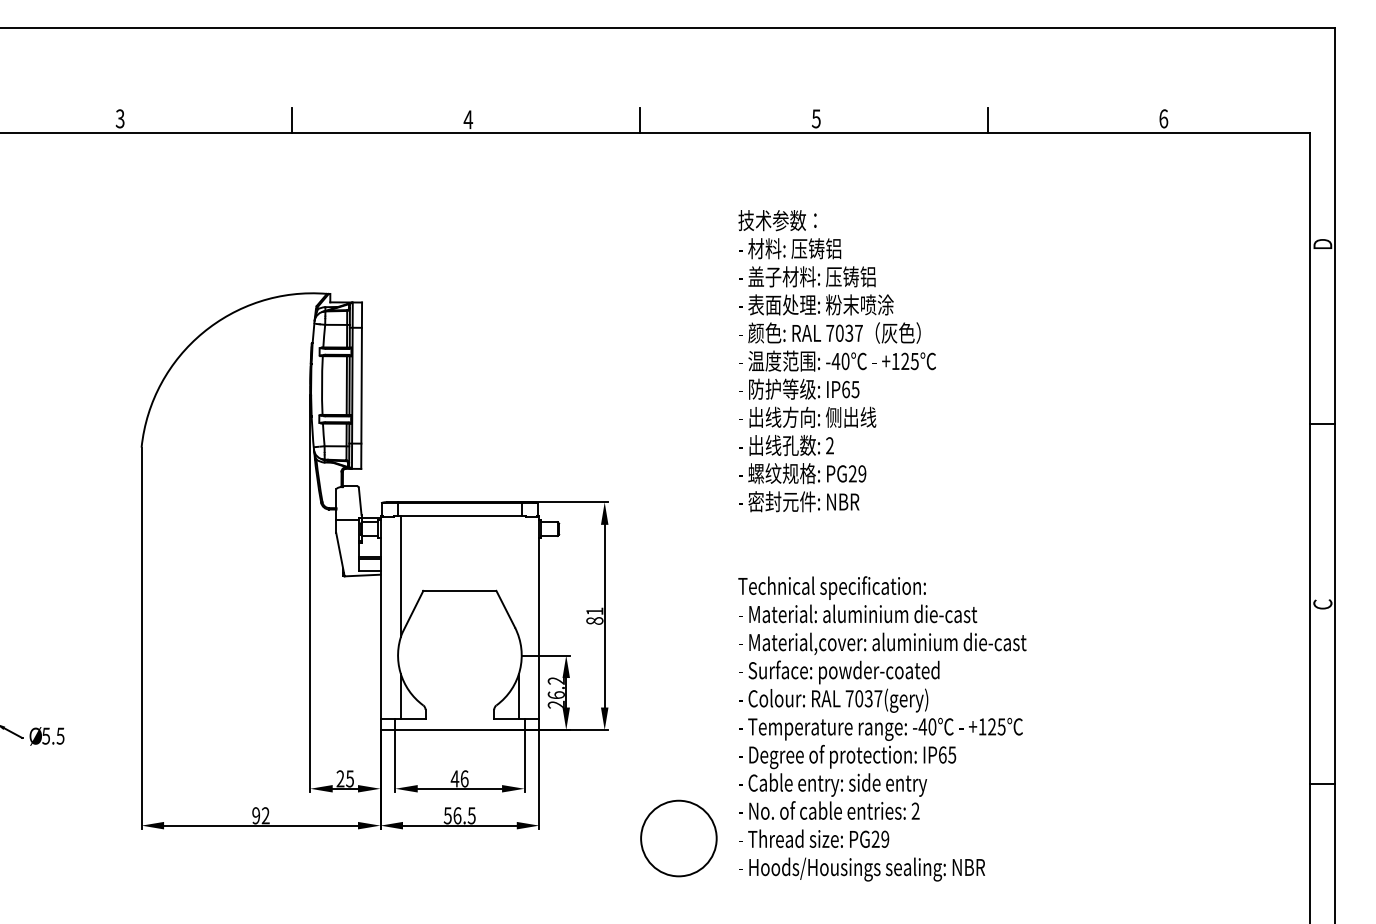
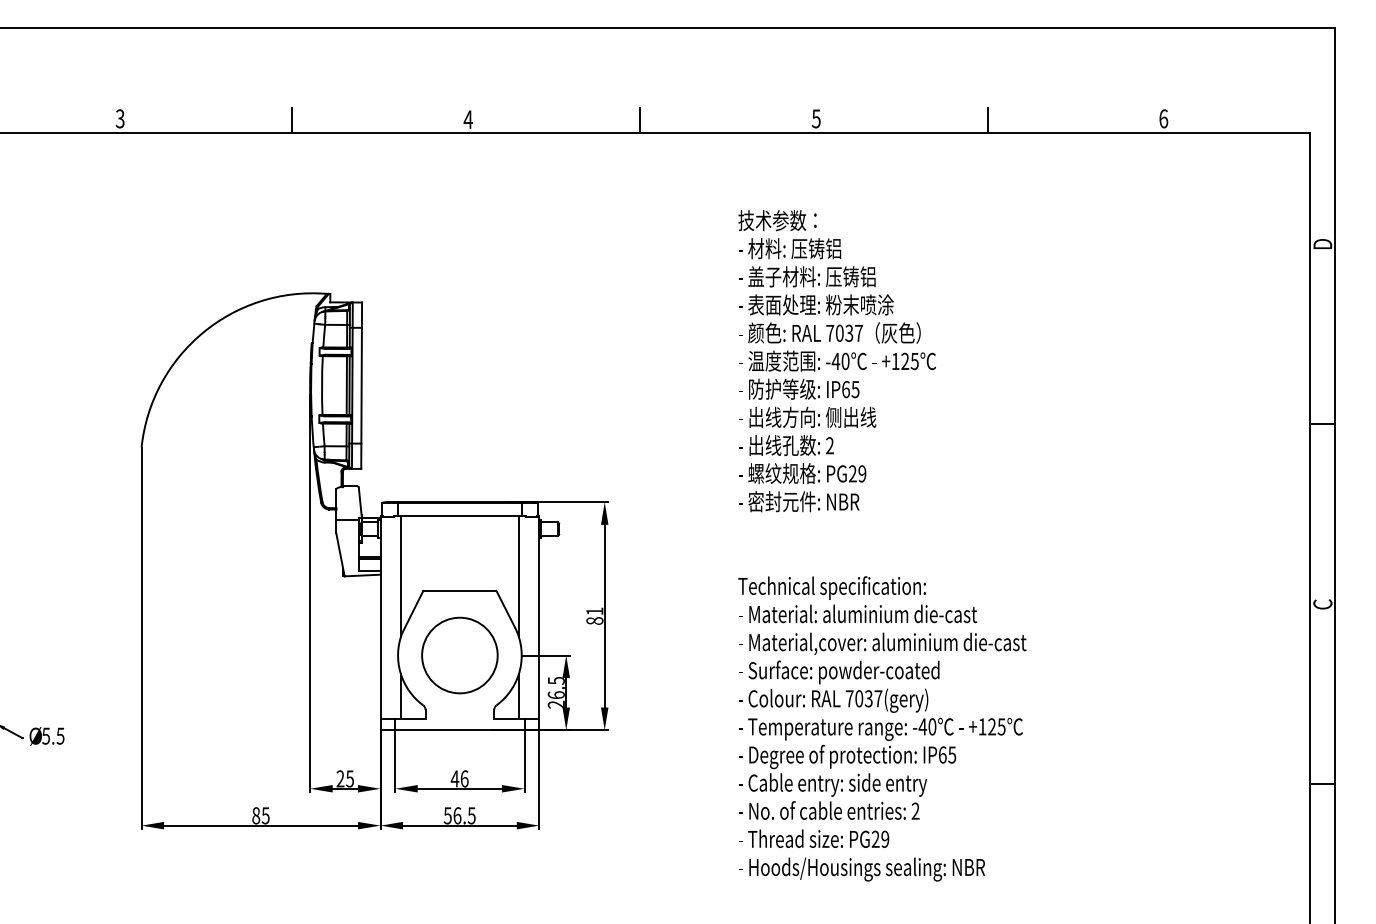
line: none -> present (518, 576)
text: 26.2 -> 26.5 (555, 680)
text: 92 -> 85 (260, 815)
circle position: (678, 838) -> (459, 655) (459, 655)
